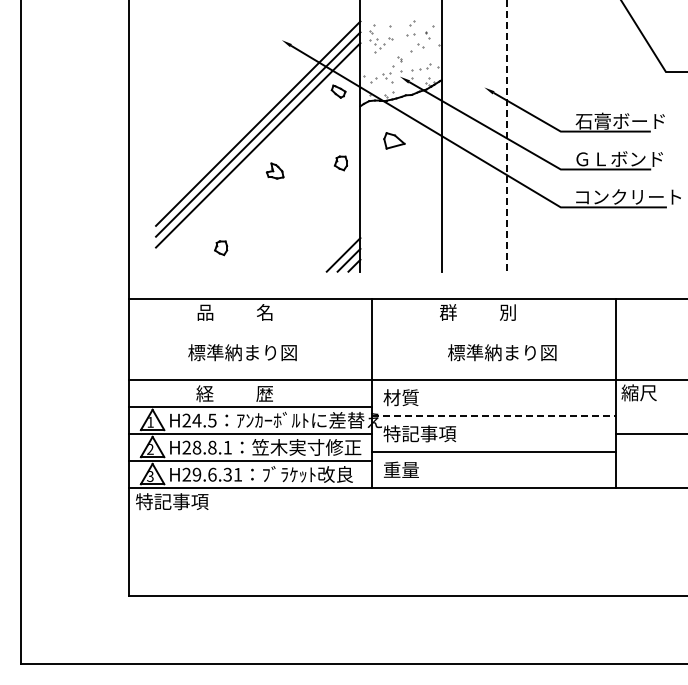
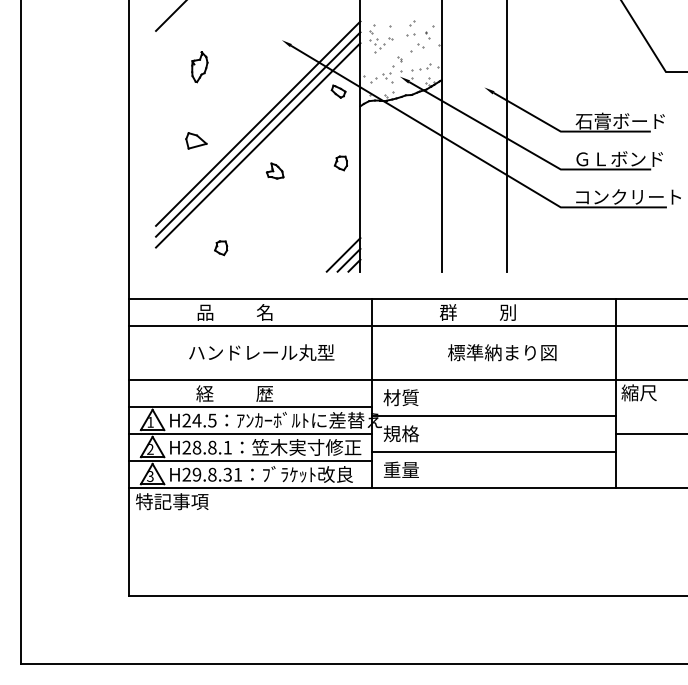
line: none -> present (170, 16)
part: none -> present (199, 67)
line: dashed -> solid (506, 136)
part position: (394, 140) -> (196, 140) (196, 140)
line: none -> present (406, 325)
text: 標準納まり図 -> ハンドレール丸型 (261, 352)
line: dashed -> solid (493, 416)
text: 特記事項 -> 規格 (419, 433)
text: H29.6.31 -> H29.8.31 (212, 474)
